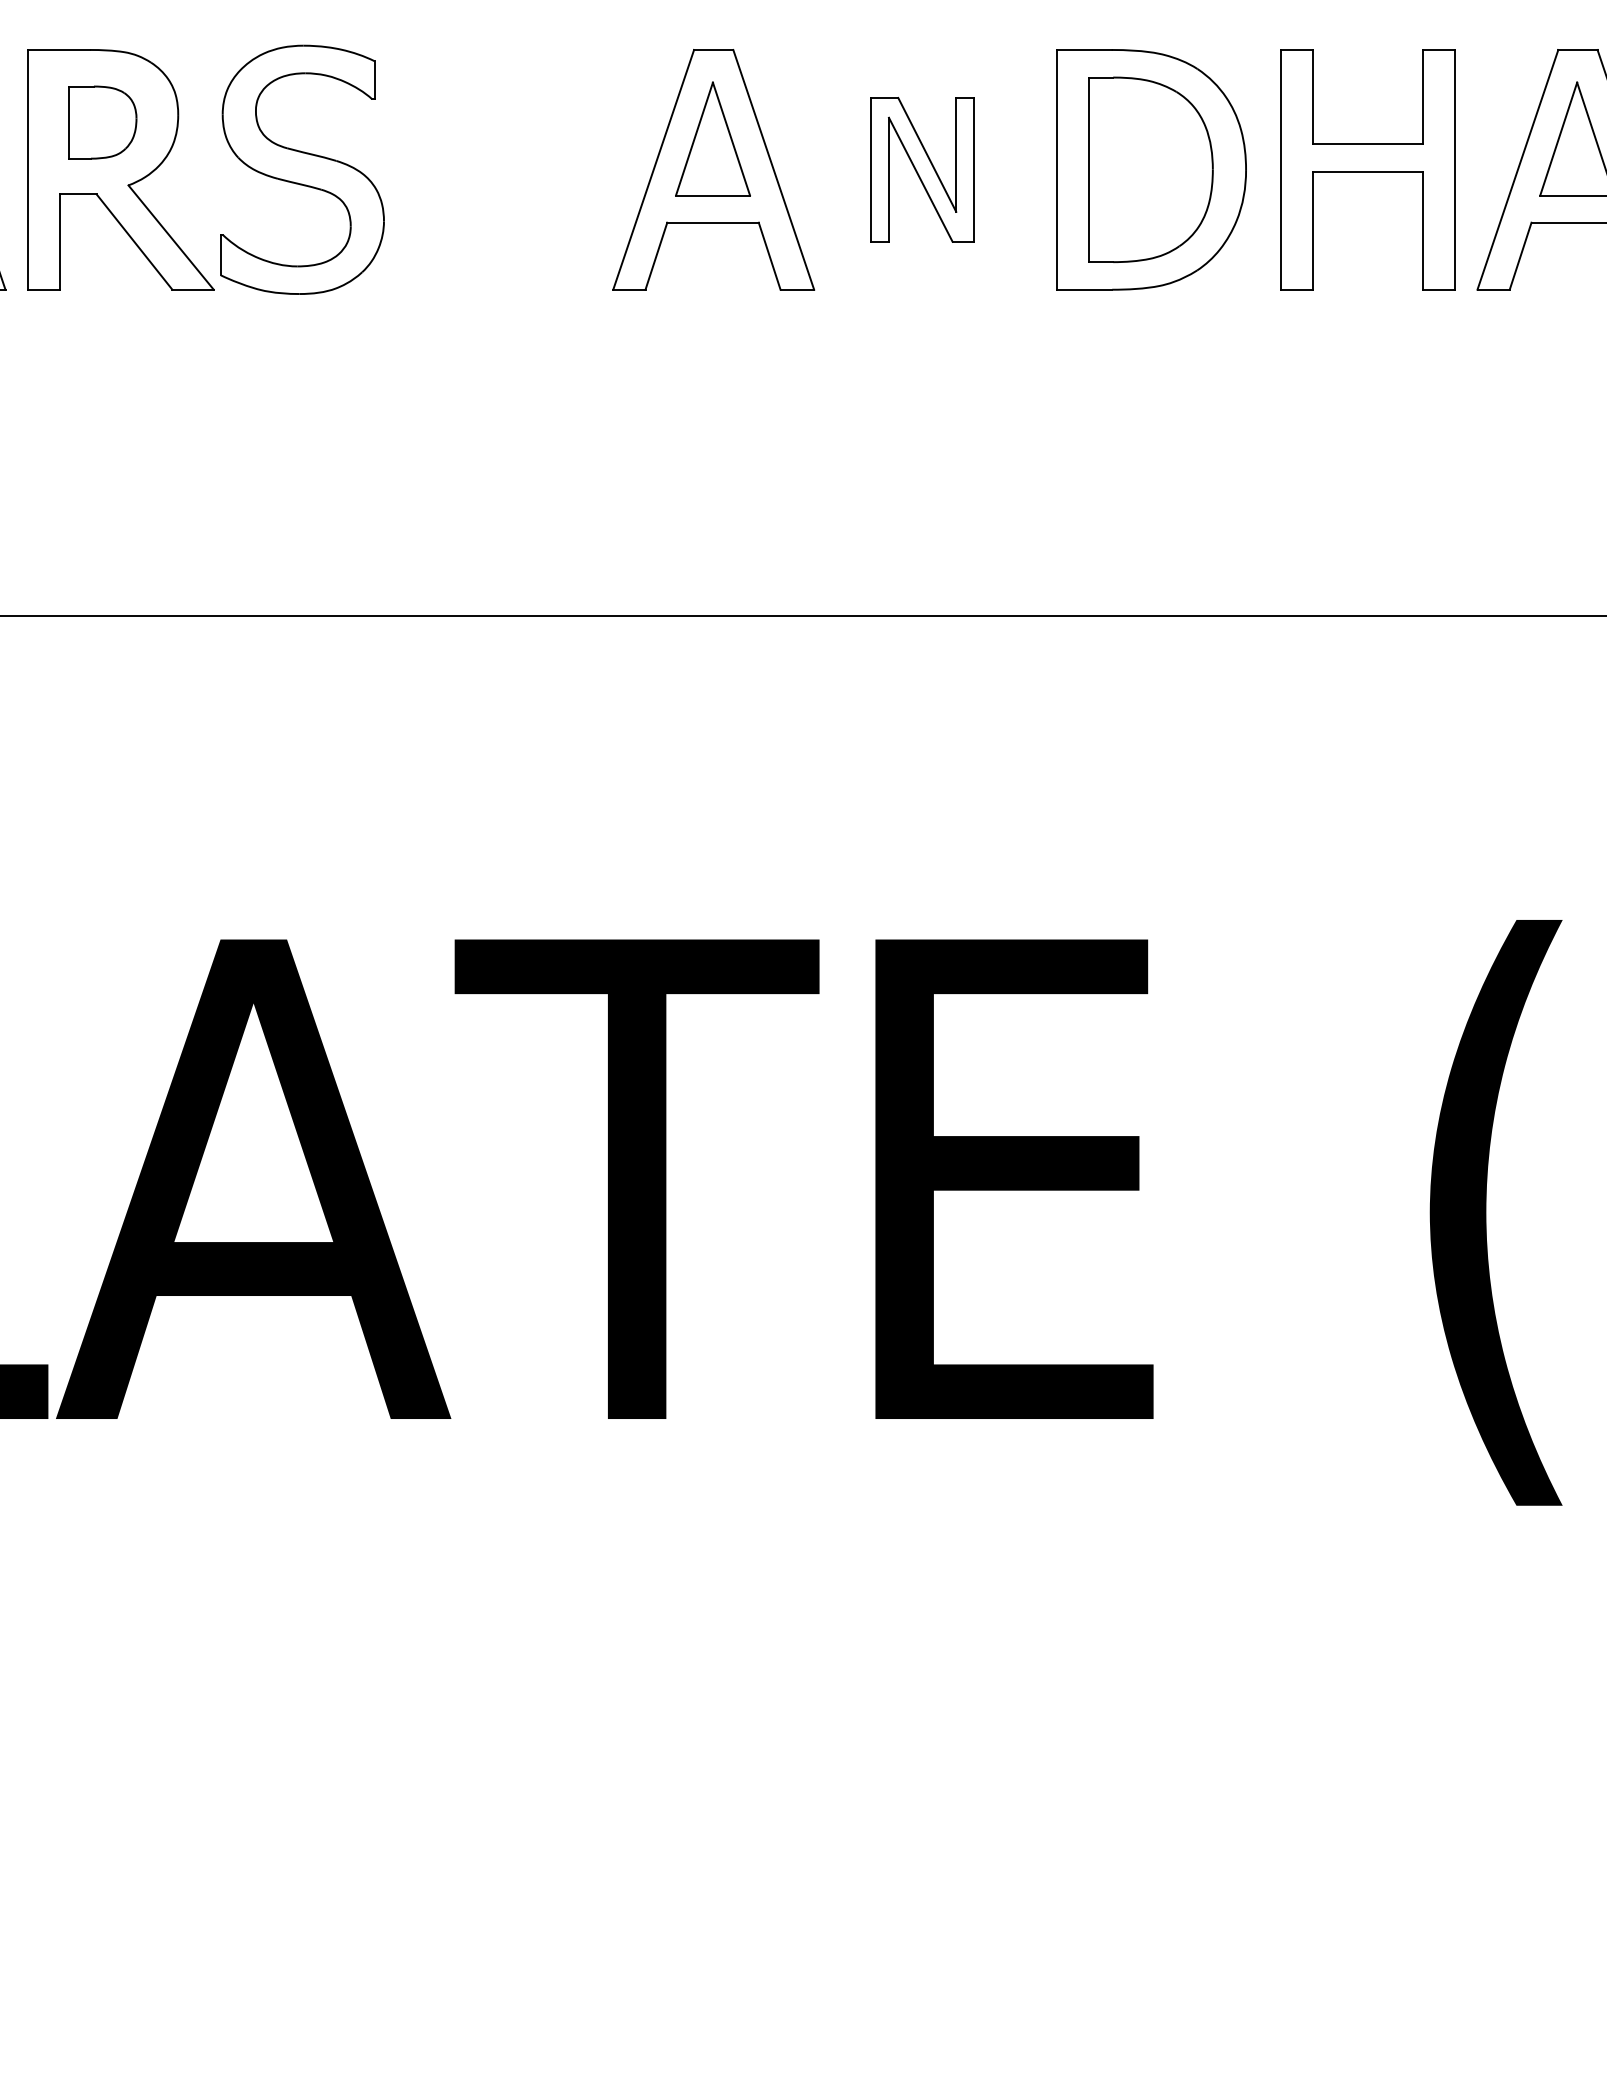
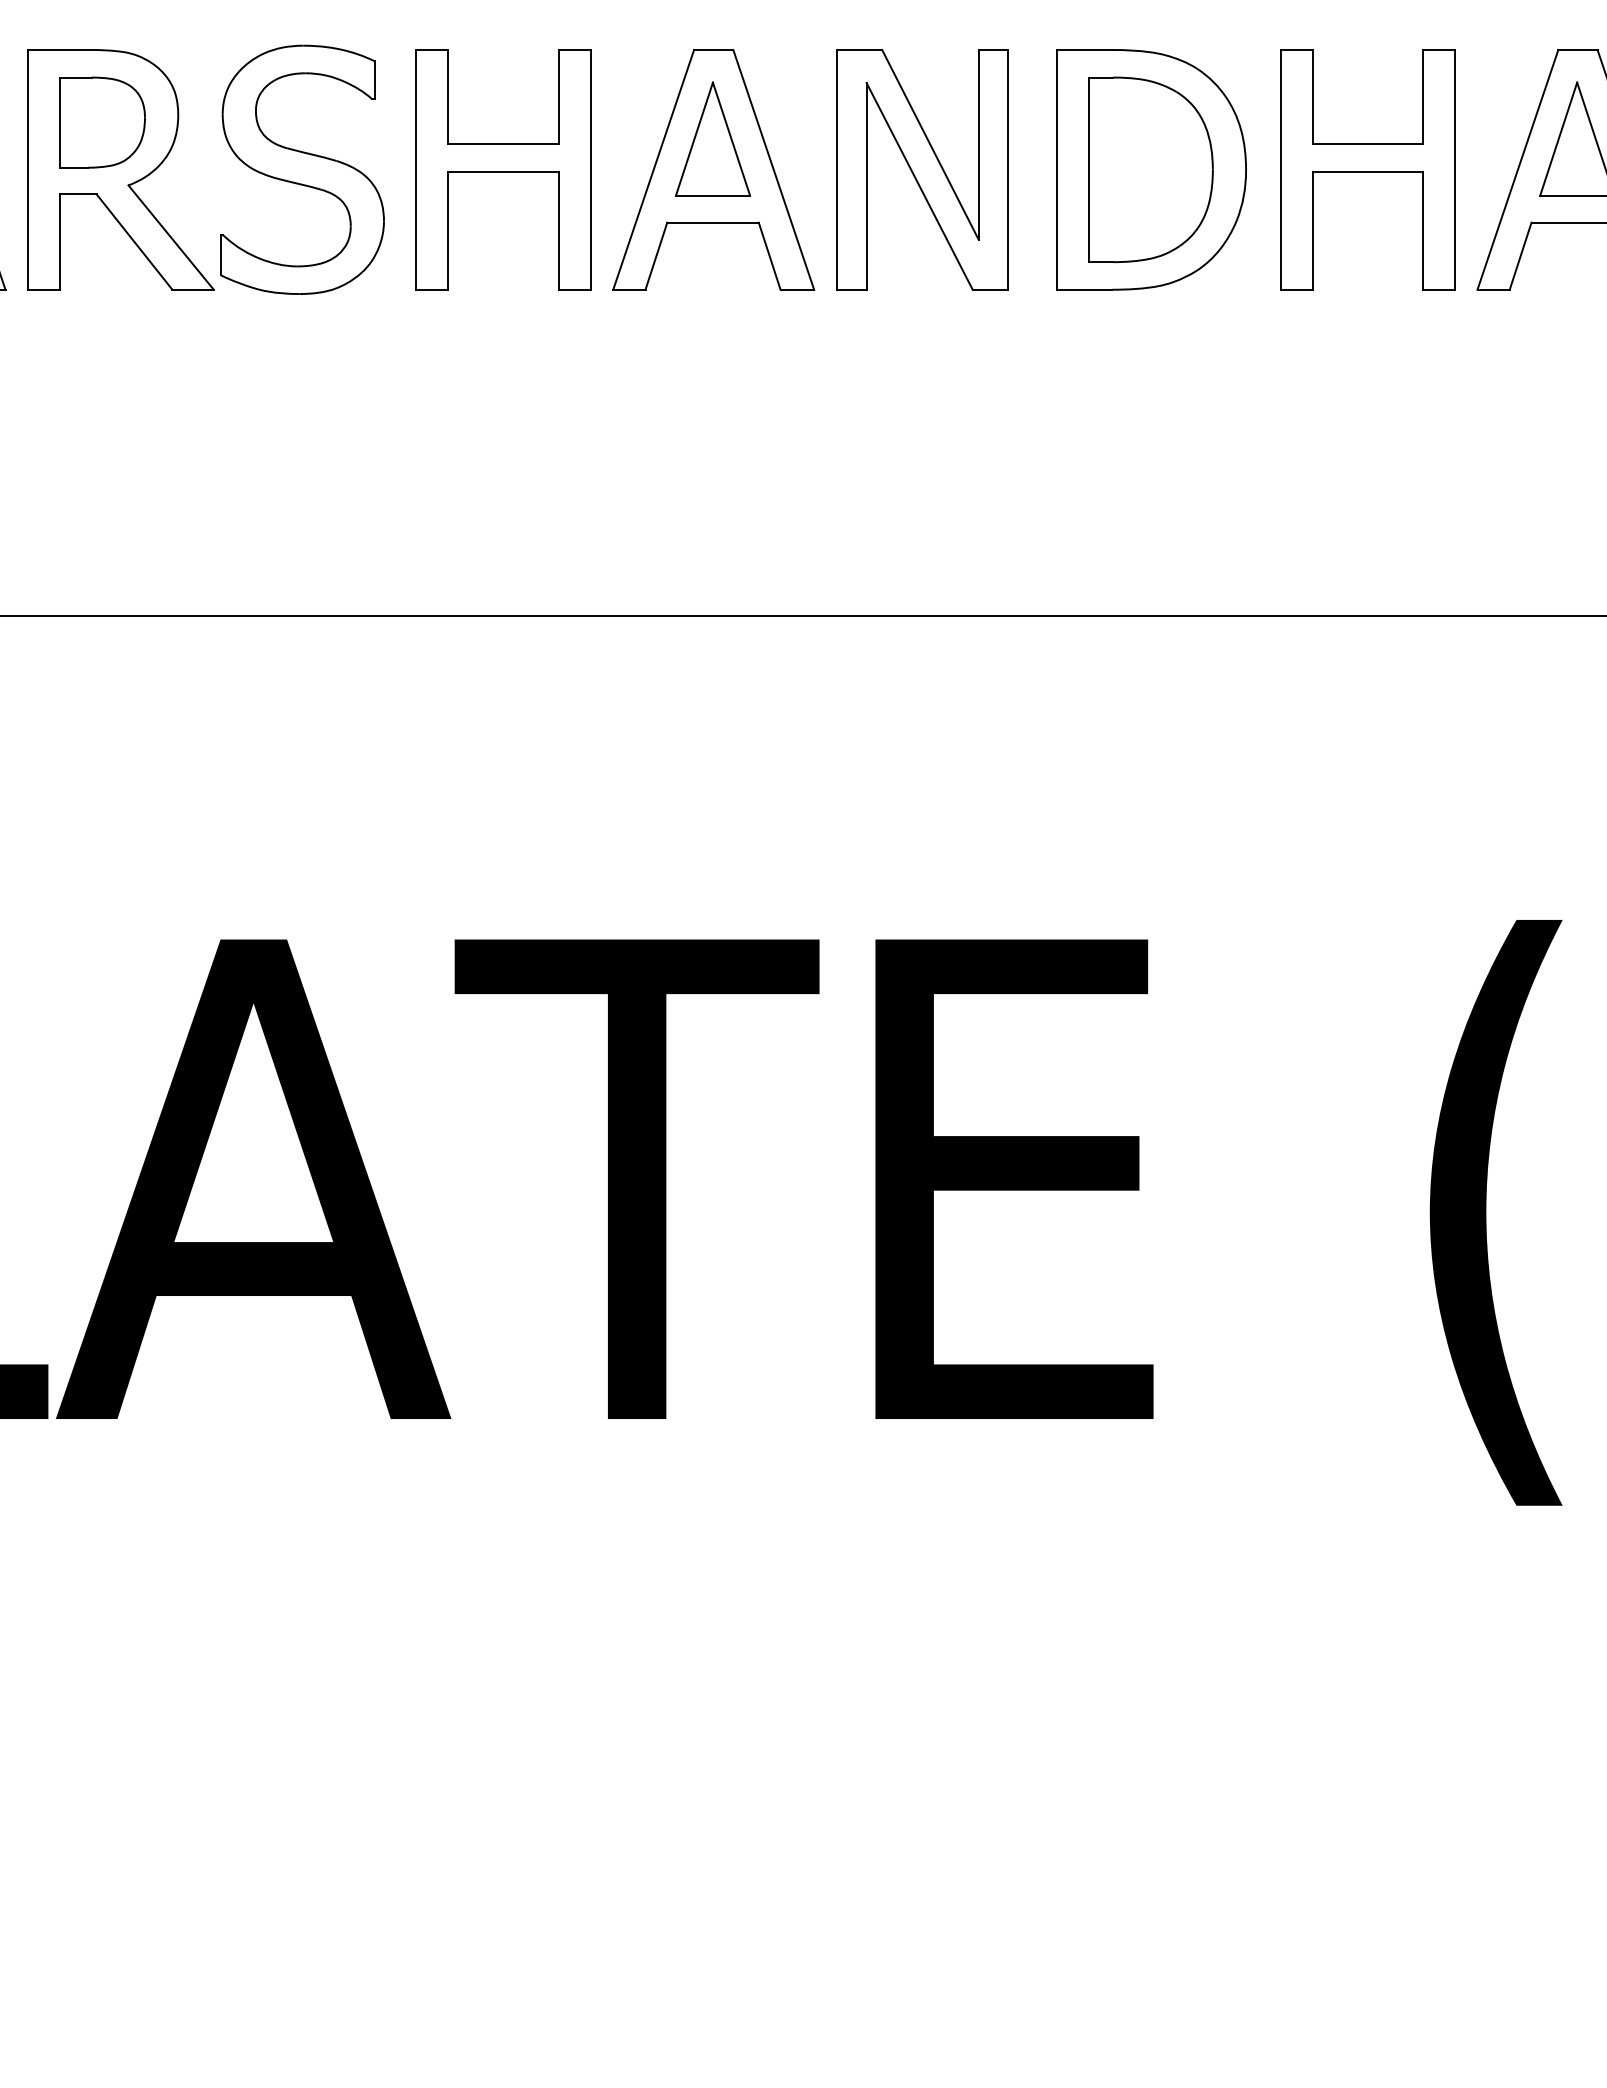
part size: 70x75 px -> 87x93 px (102, 122)
part: none -> present (503, 169)
part size: 105x146 px -> 173x242 px (922, 169)
